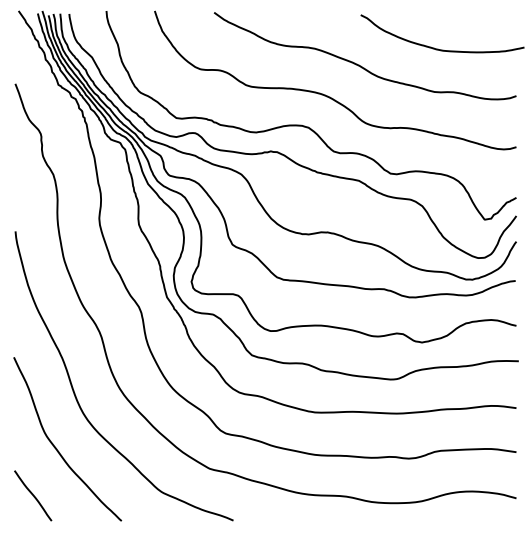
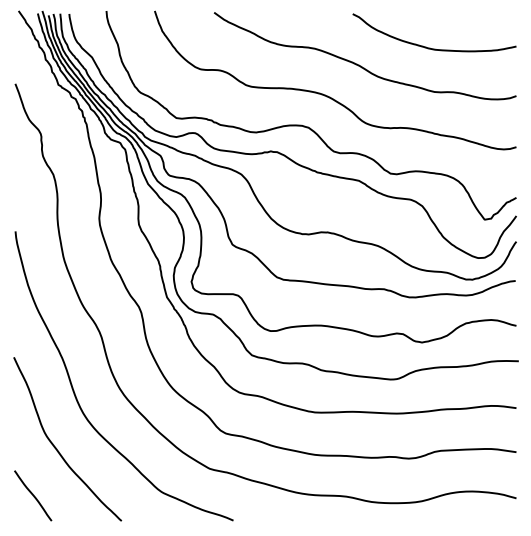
curve position: (438, 48) -> (430, 47) (430, 47)
